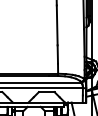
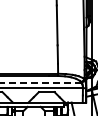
line: solid -> dashed (40, 83)
